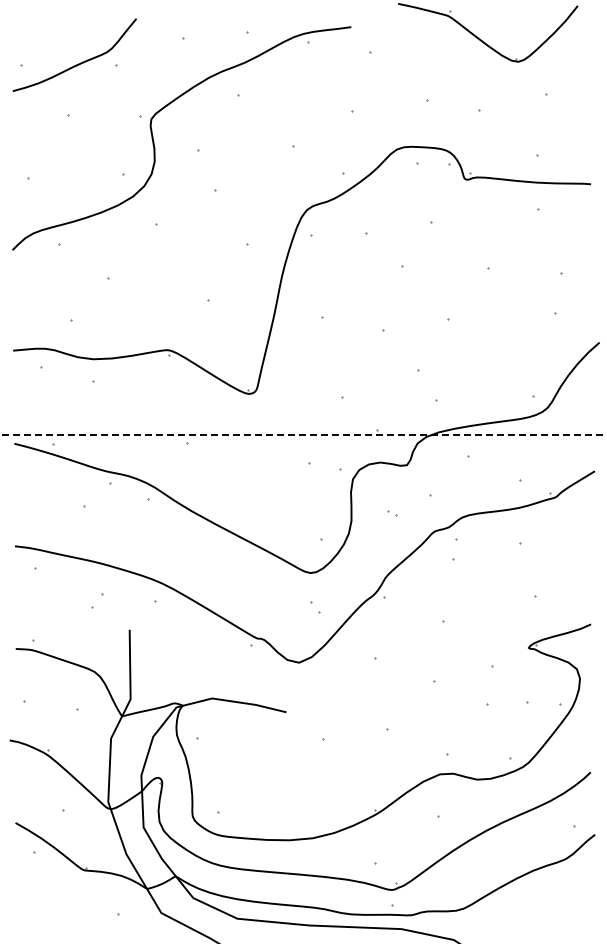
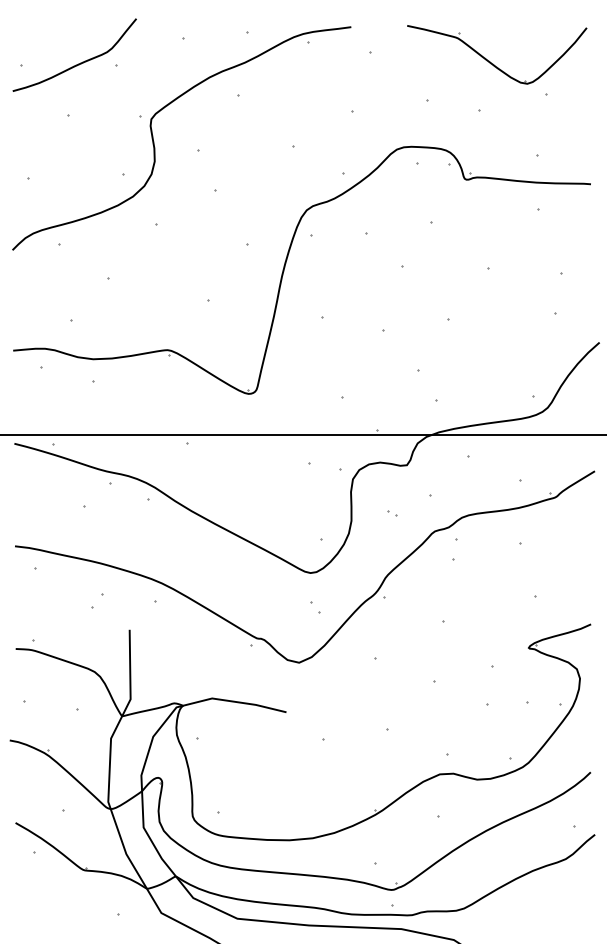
part position: (484, 41) -> (493, 63) (493, 63)
line: dashed -> solid (303, 434)
